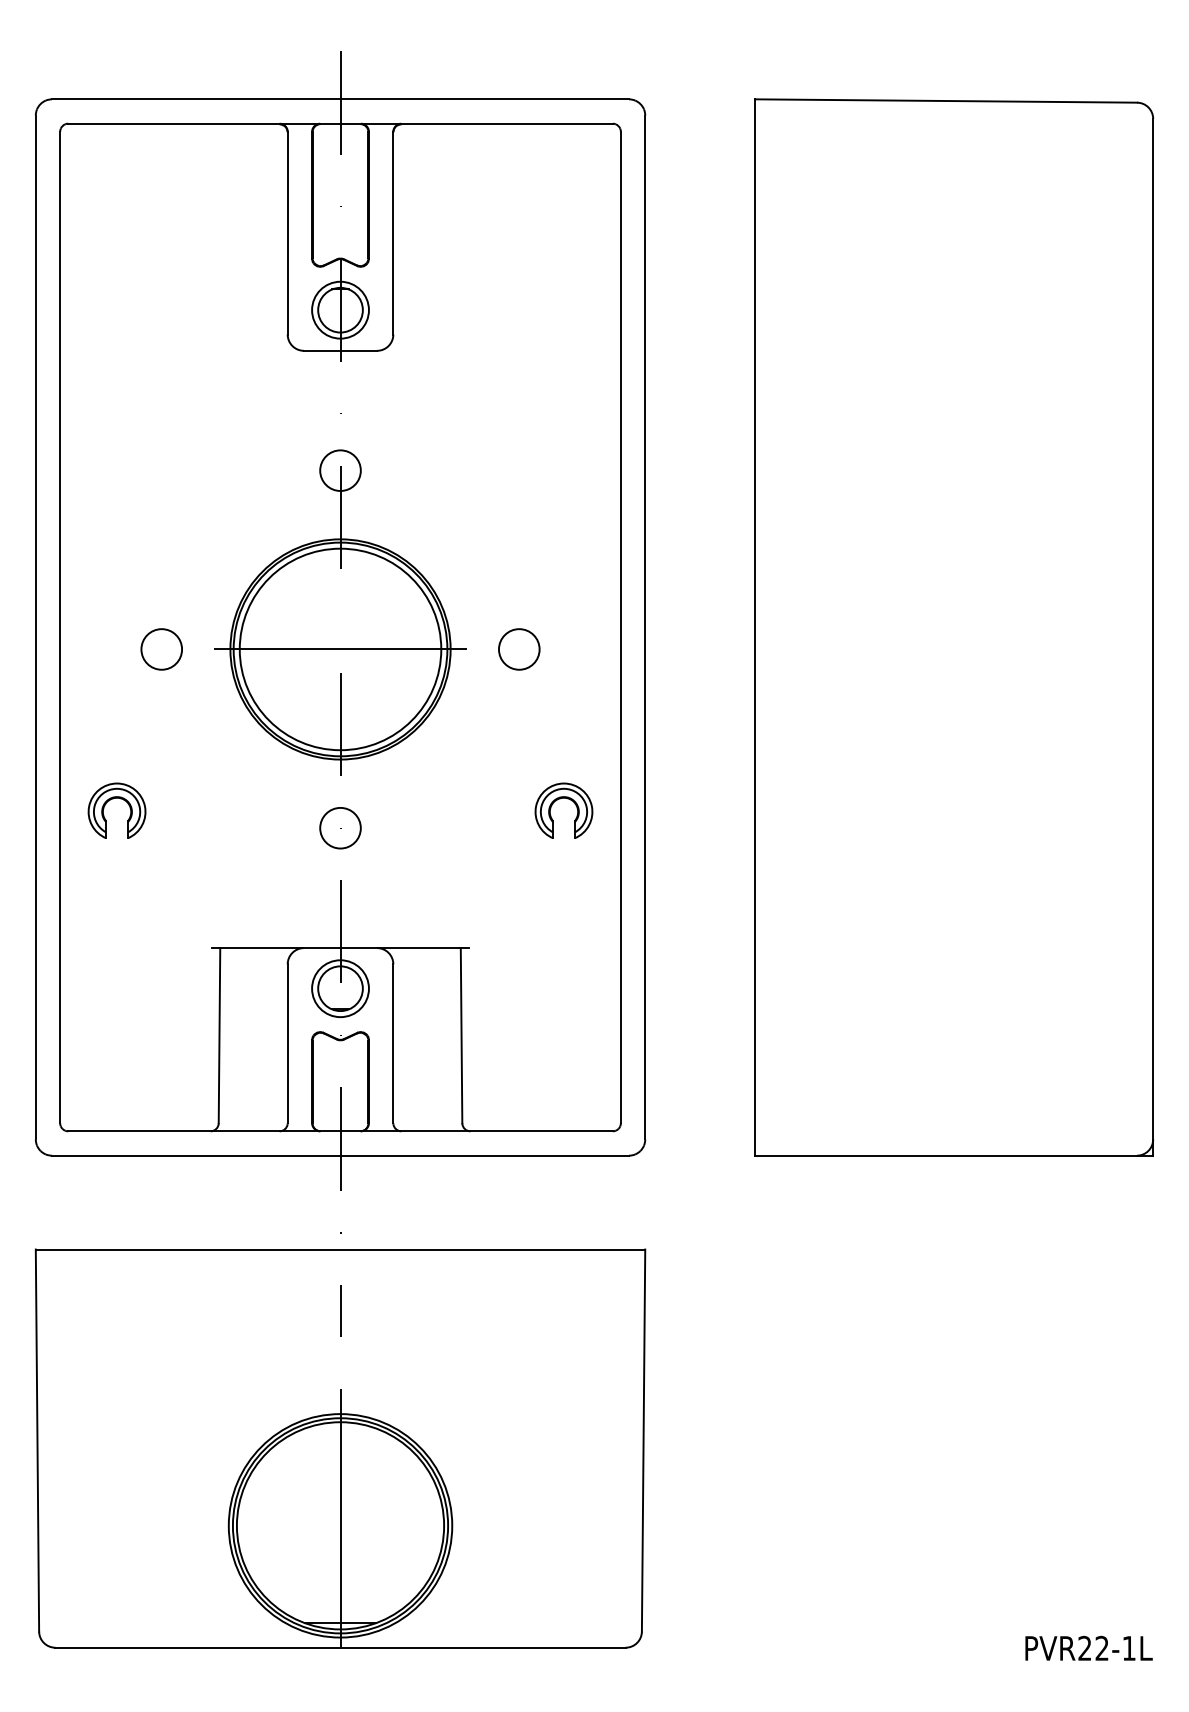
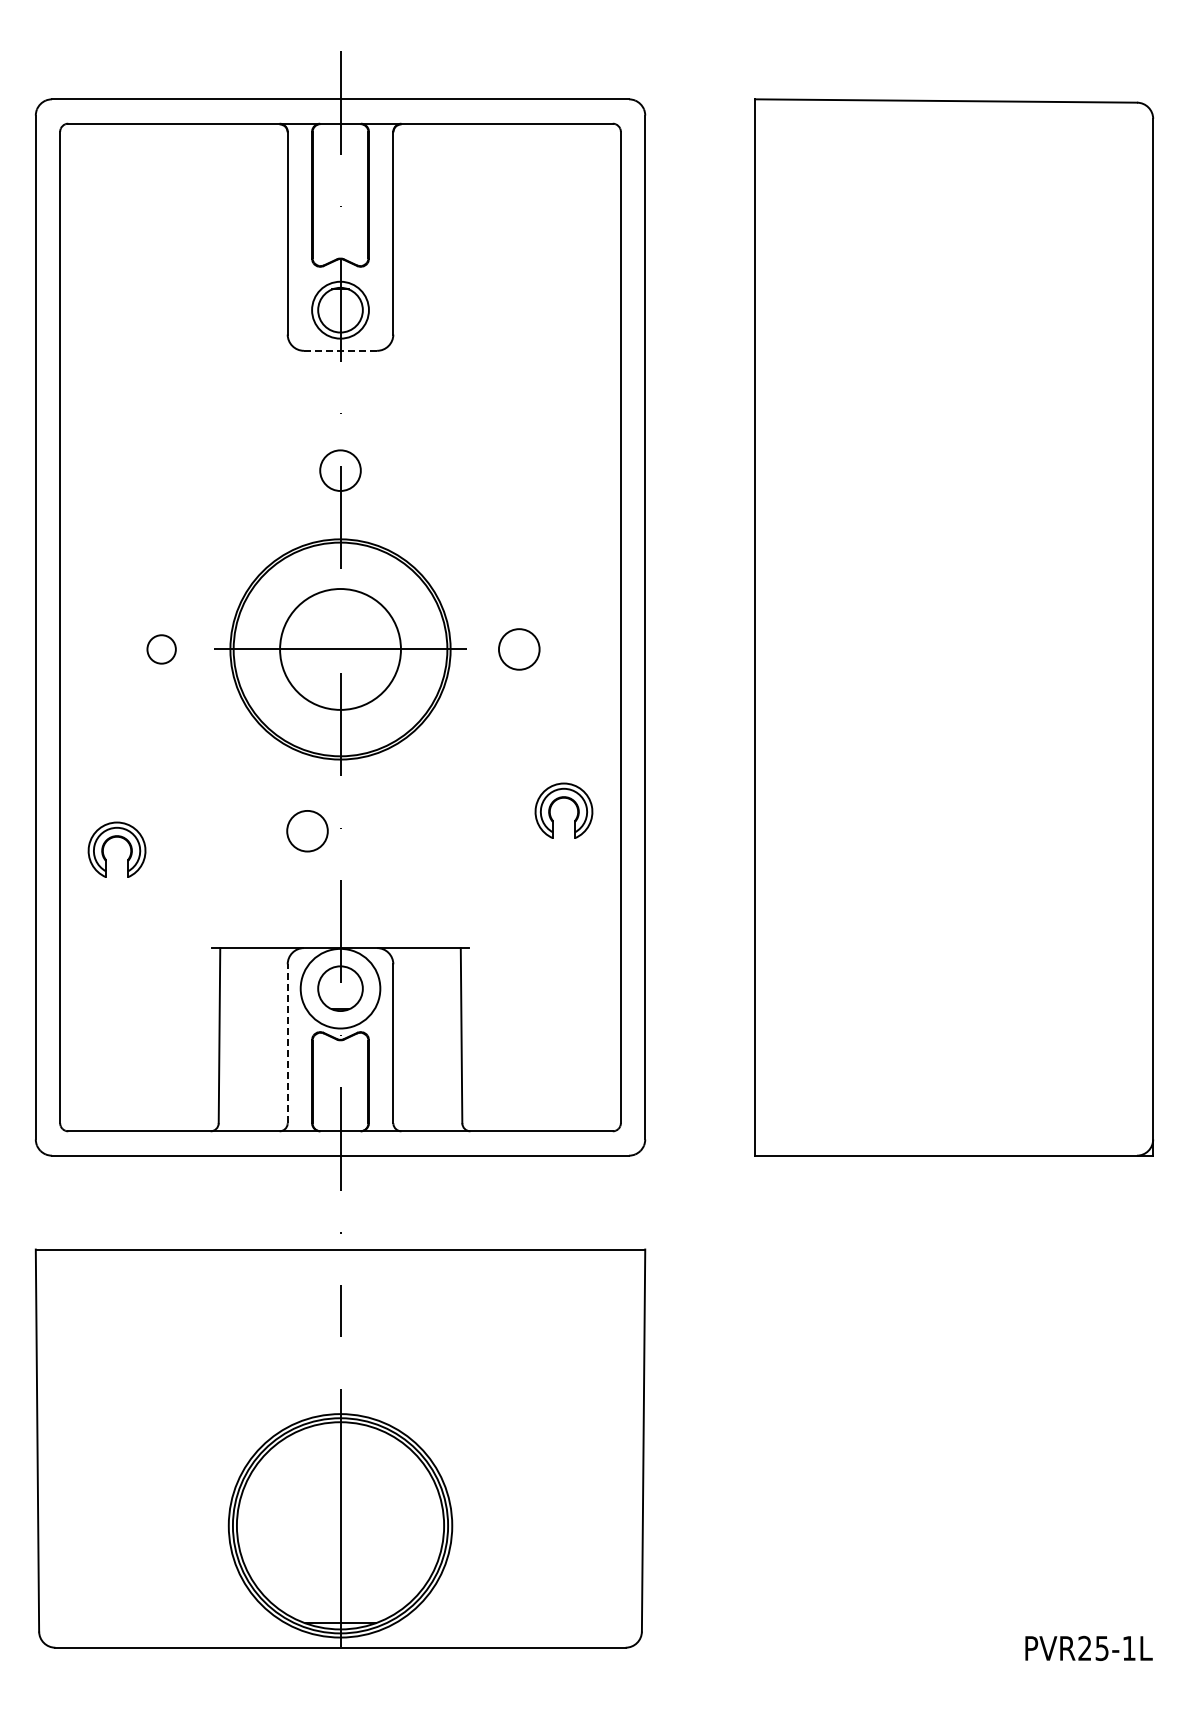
line: solid -> dashed (340, 350)
circle size: 43x43 px -> 31x31 px (161, 649)
circle diameter: 202 px -> 121 px (340, 649)
part position: (113, 799) -> (113, 838) (113, 838)
circle position: (340, 828) -> (307, 831) (307, 831)
circle diameter: 57 px -> 80 px (340, 988)
line: solid -> dashed (287, 1043)
text: PVR22-1L -> PVR25-1L (1101, 1647)
